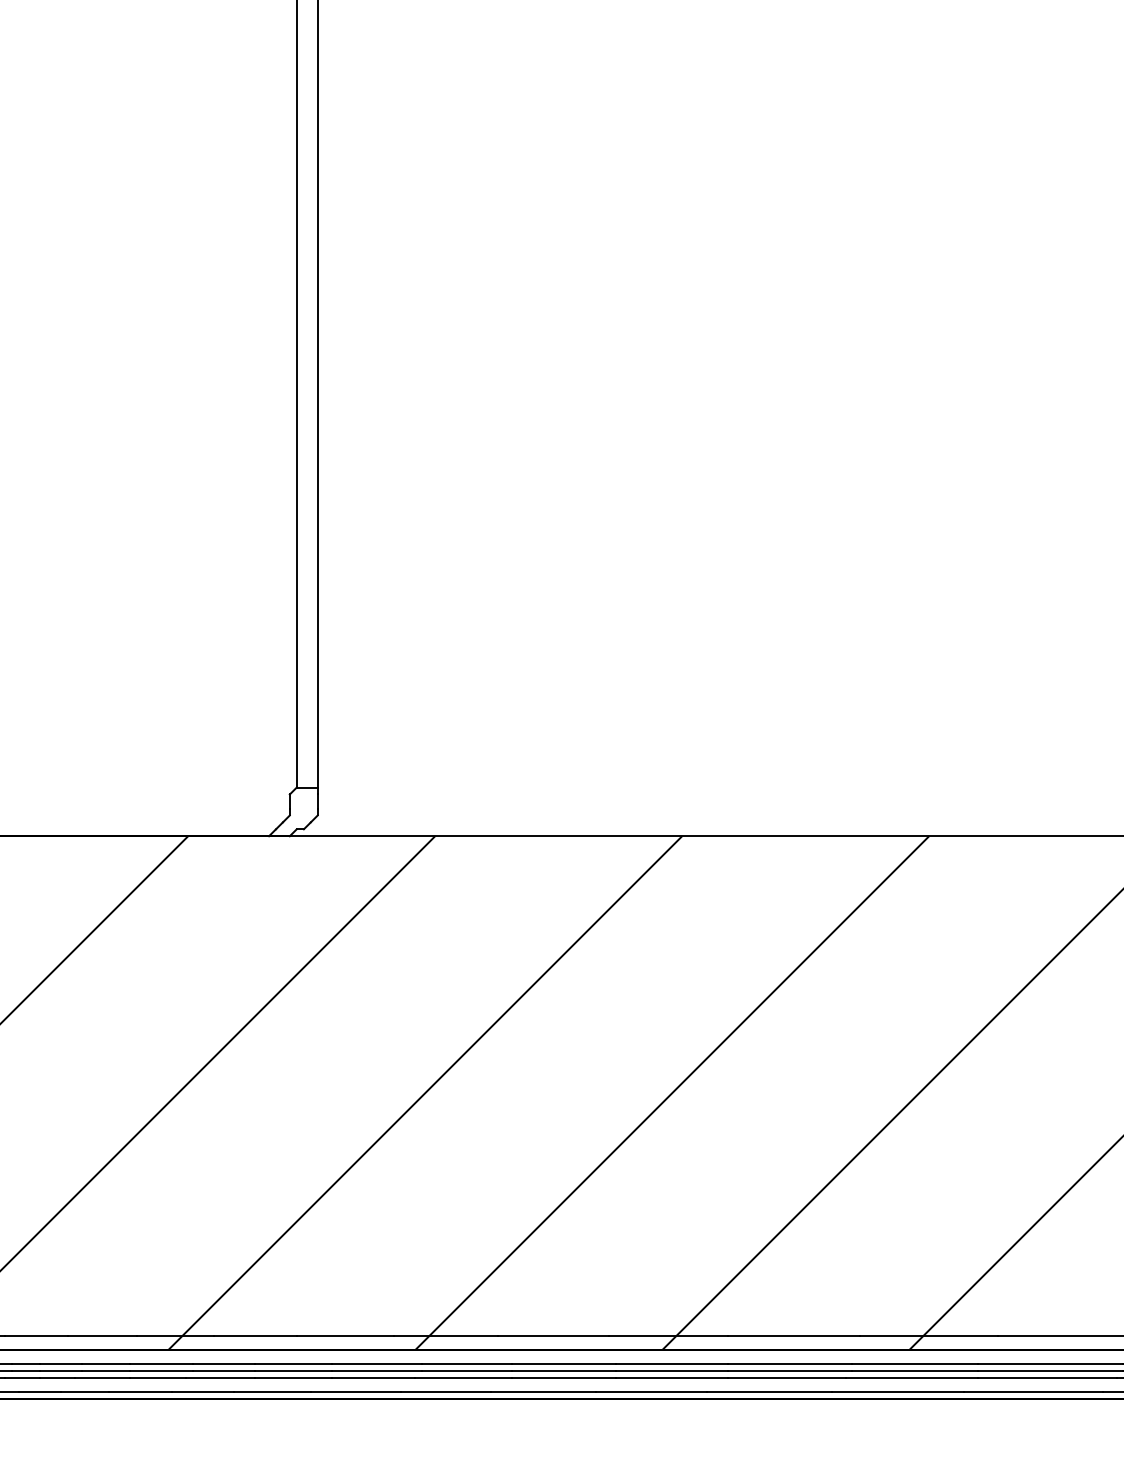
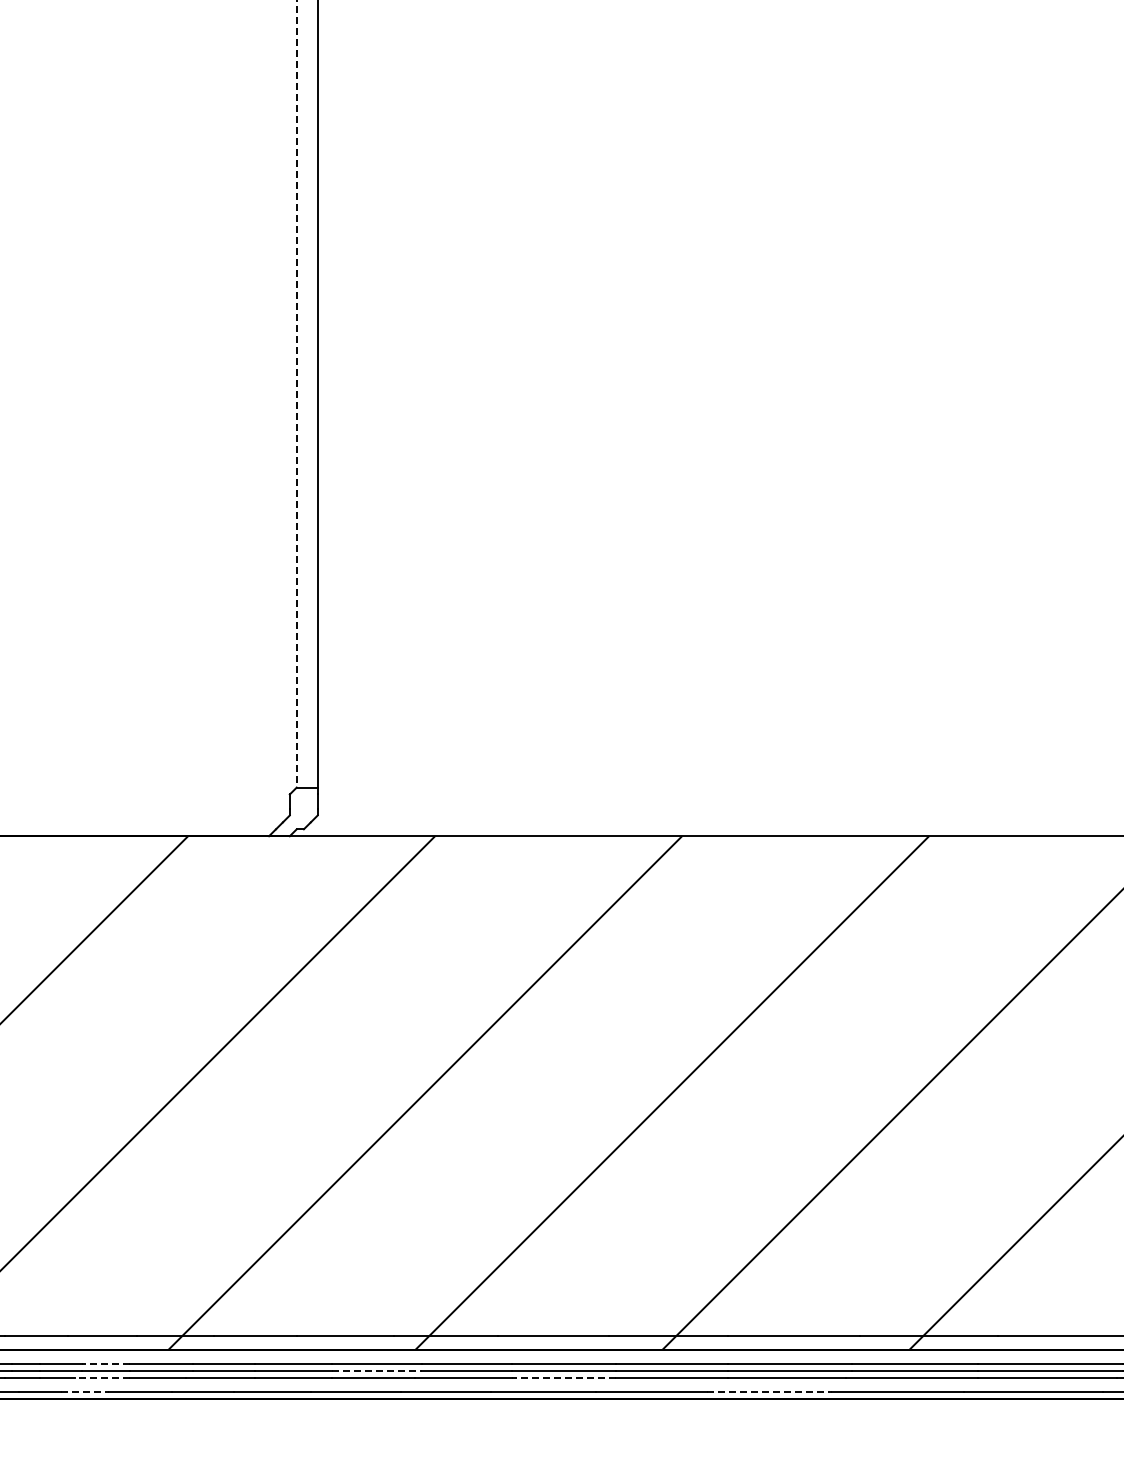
line: solid -> dashed (296, 394)
line: solid -> dashed (105, 1364)
line: solid -> dashed (377, 1371)
line: solid -> dashed (102, 1378)
line: solid -> dashed (563, 1378)
line: solid -> dashed (85, 1391)
line: solid -> dashed (769, 1391)
